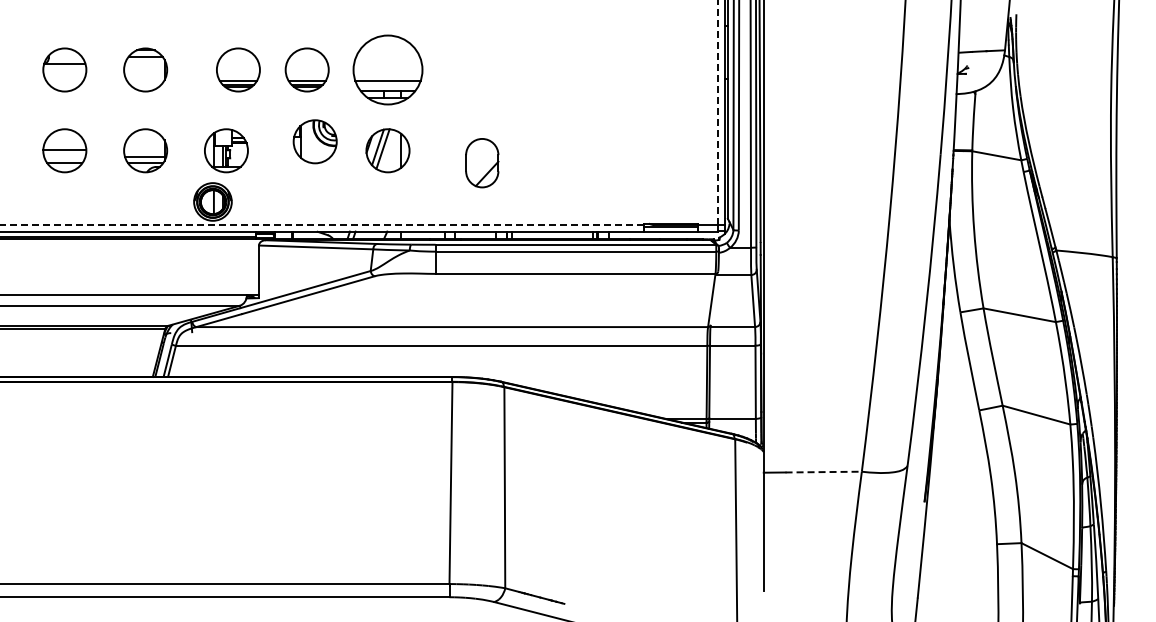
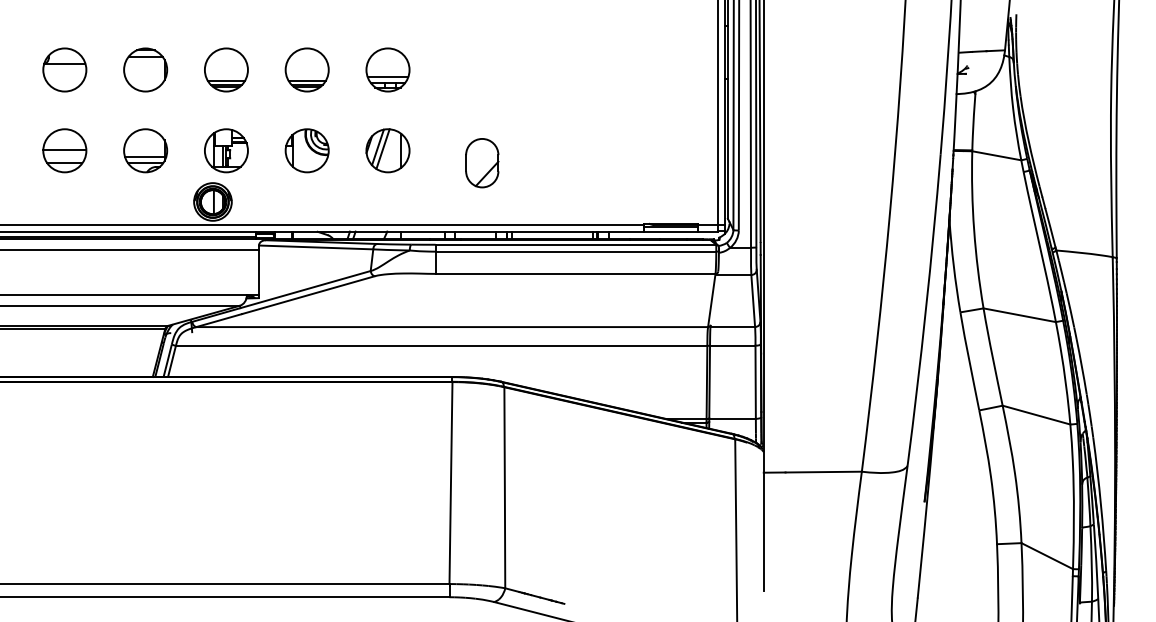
part position: (238, 69) -> (226, 69) (226, 69)
part size: 72x72 px -> 46x46 px (387, 69)
line: dashed -> solid (718, 112)
part position: (314, 141) -> (306, 150) (306, 150)
line: dashed -> solid (322, 225)
line: none -> present (130, 249)
line: dashed -> solid (824, 472)
